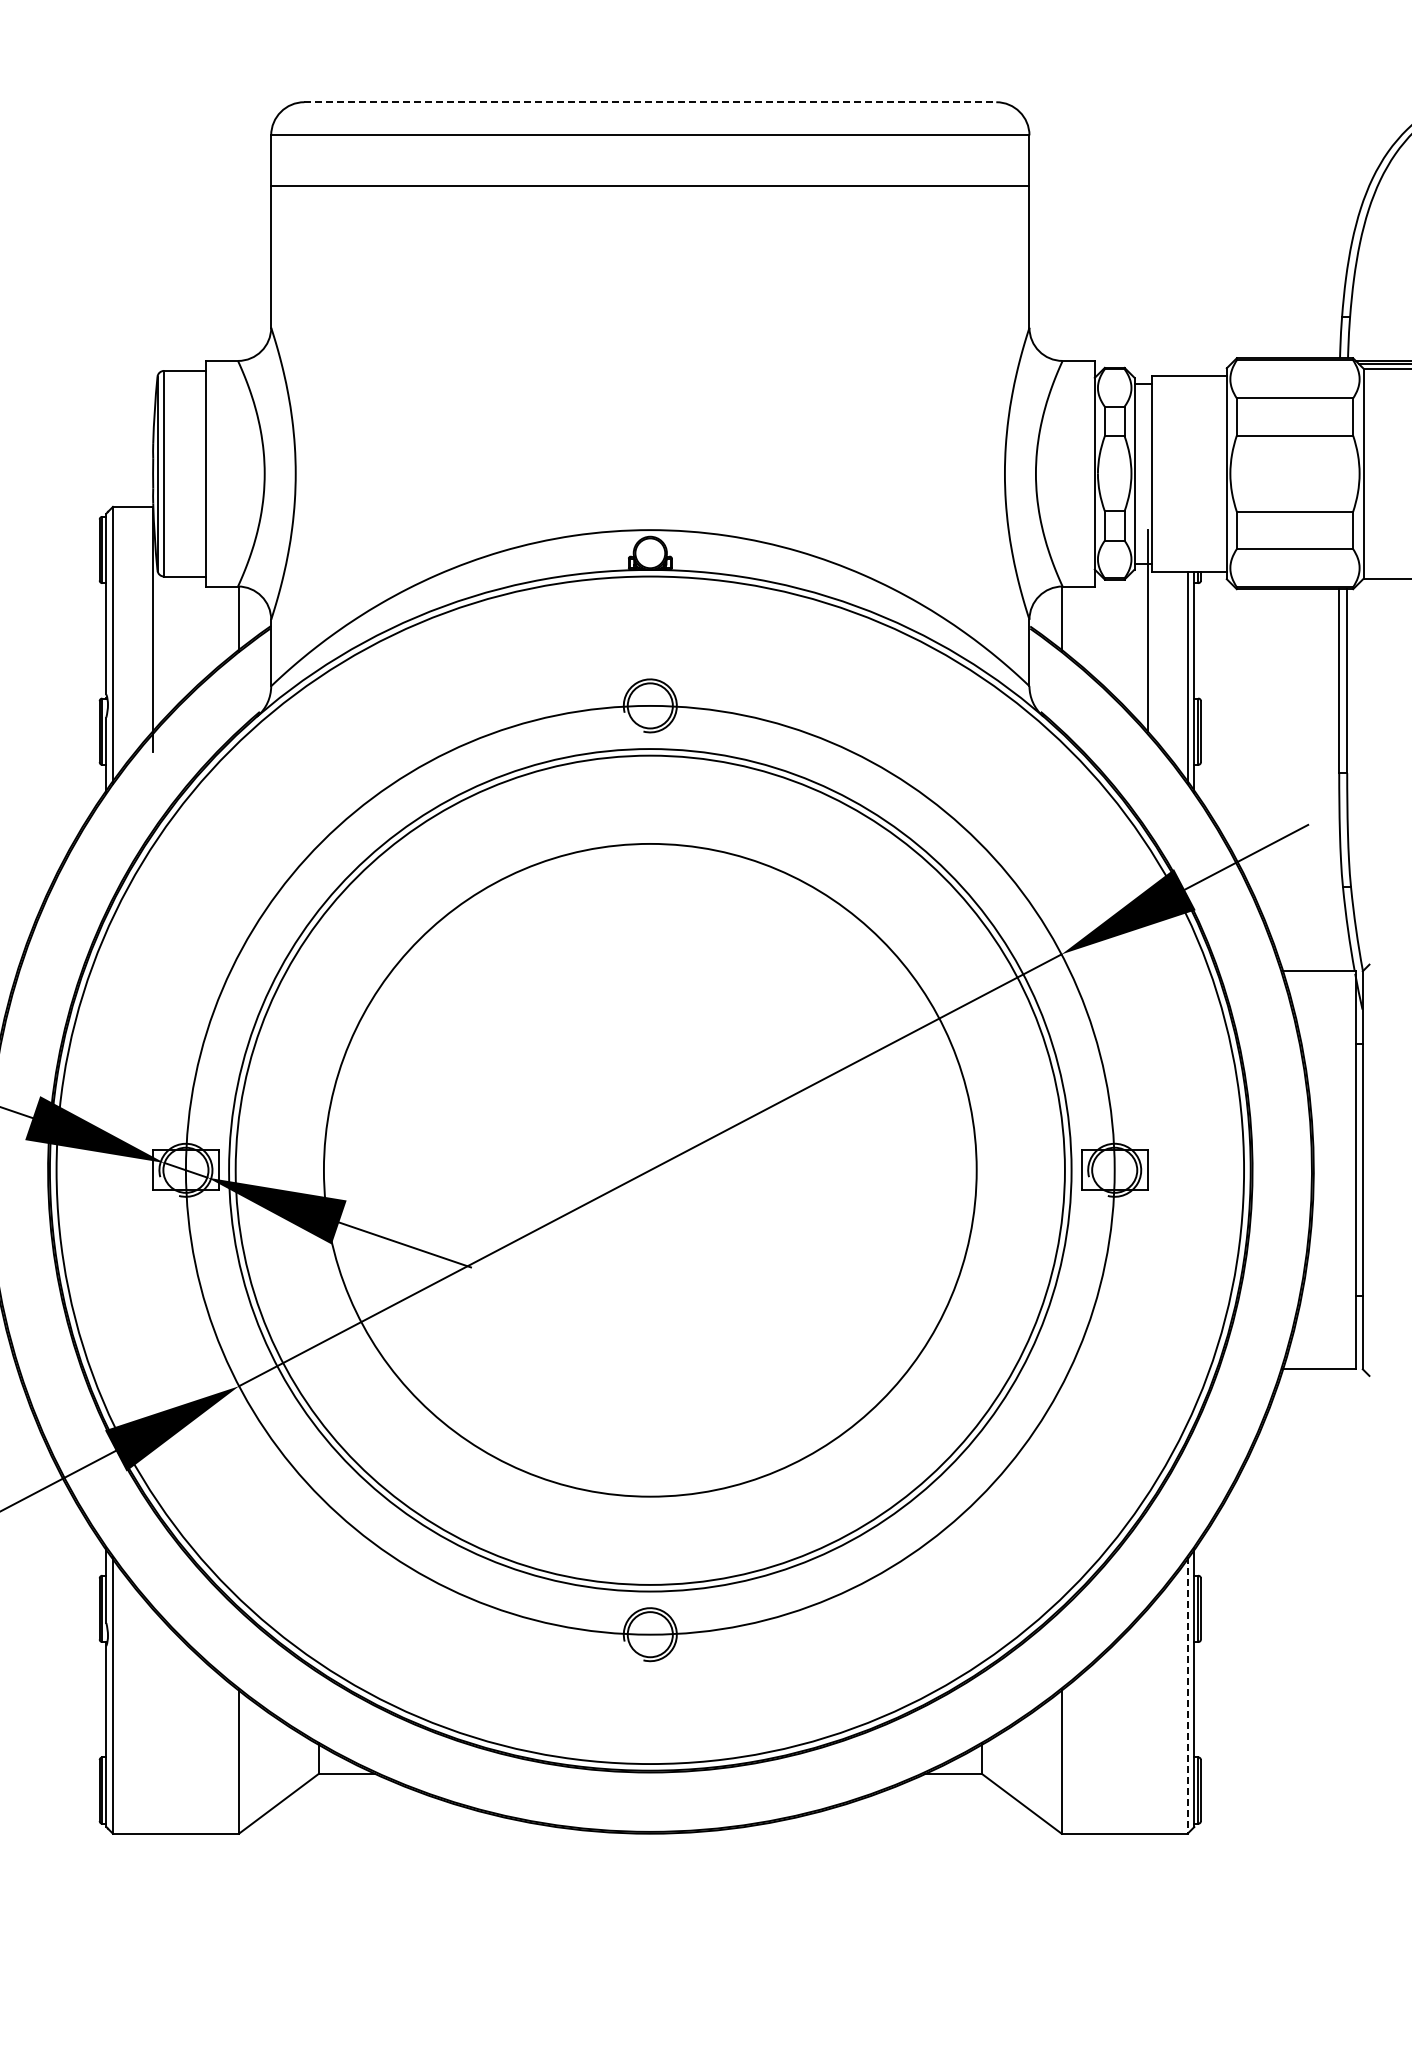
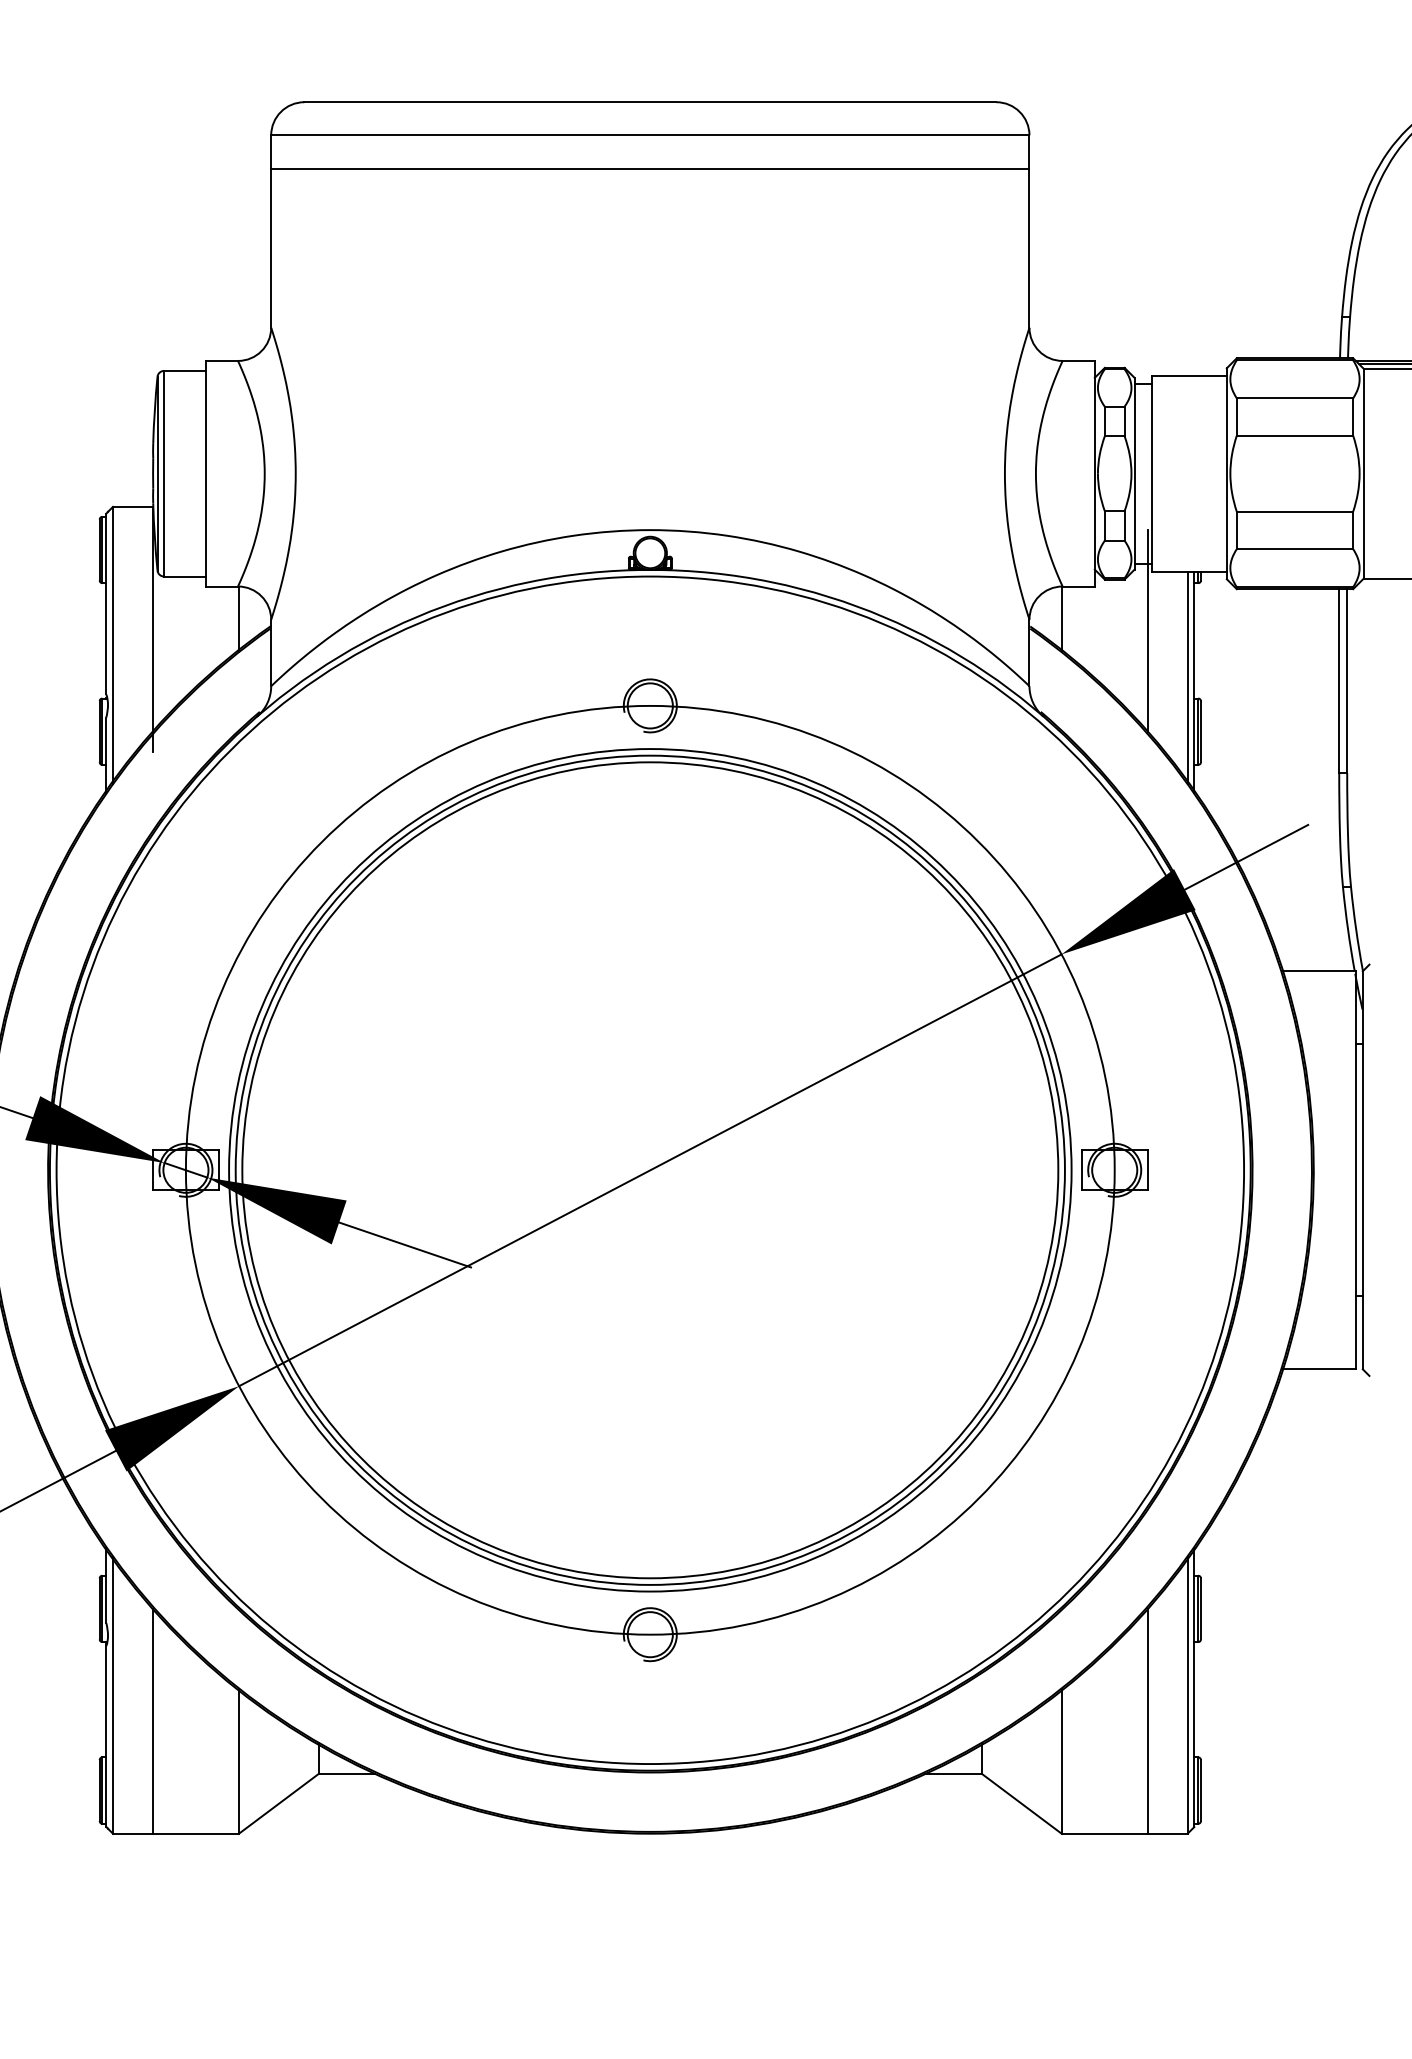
line: dashed -> solid (650, 102)
line position: (650, 185) -> (650, 168) (650, 168)
circle diameter: 653 px -> 816 px (650, 1170)
line: dashed -> solid (1187, 1695)
line: none -> present (152, 1720)
line: none -> present (1147, 1720)
